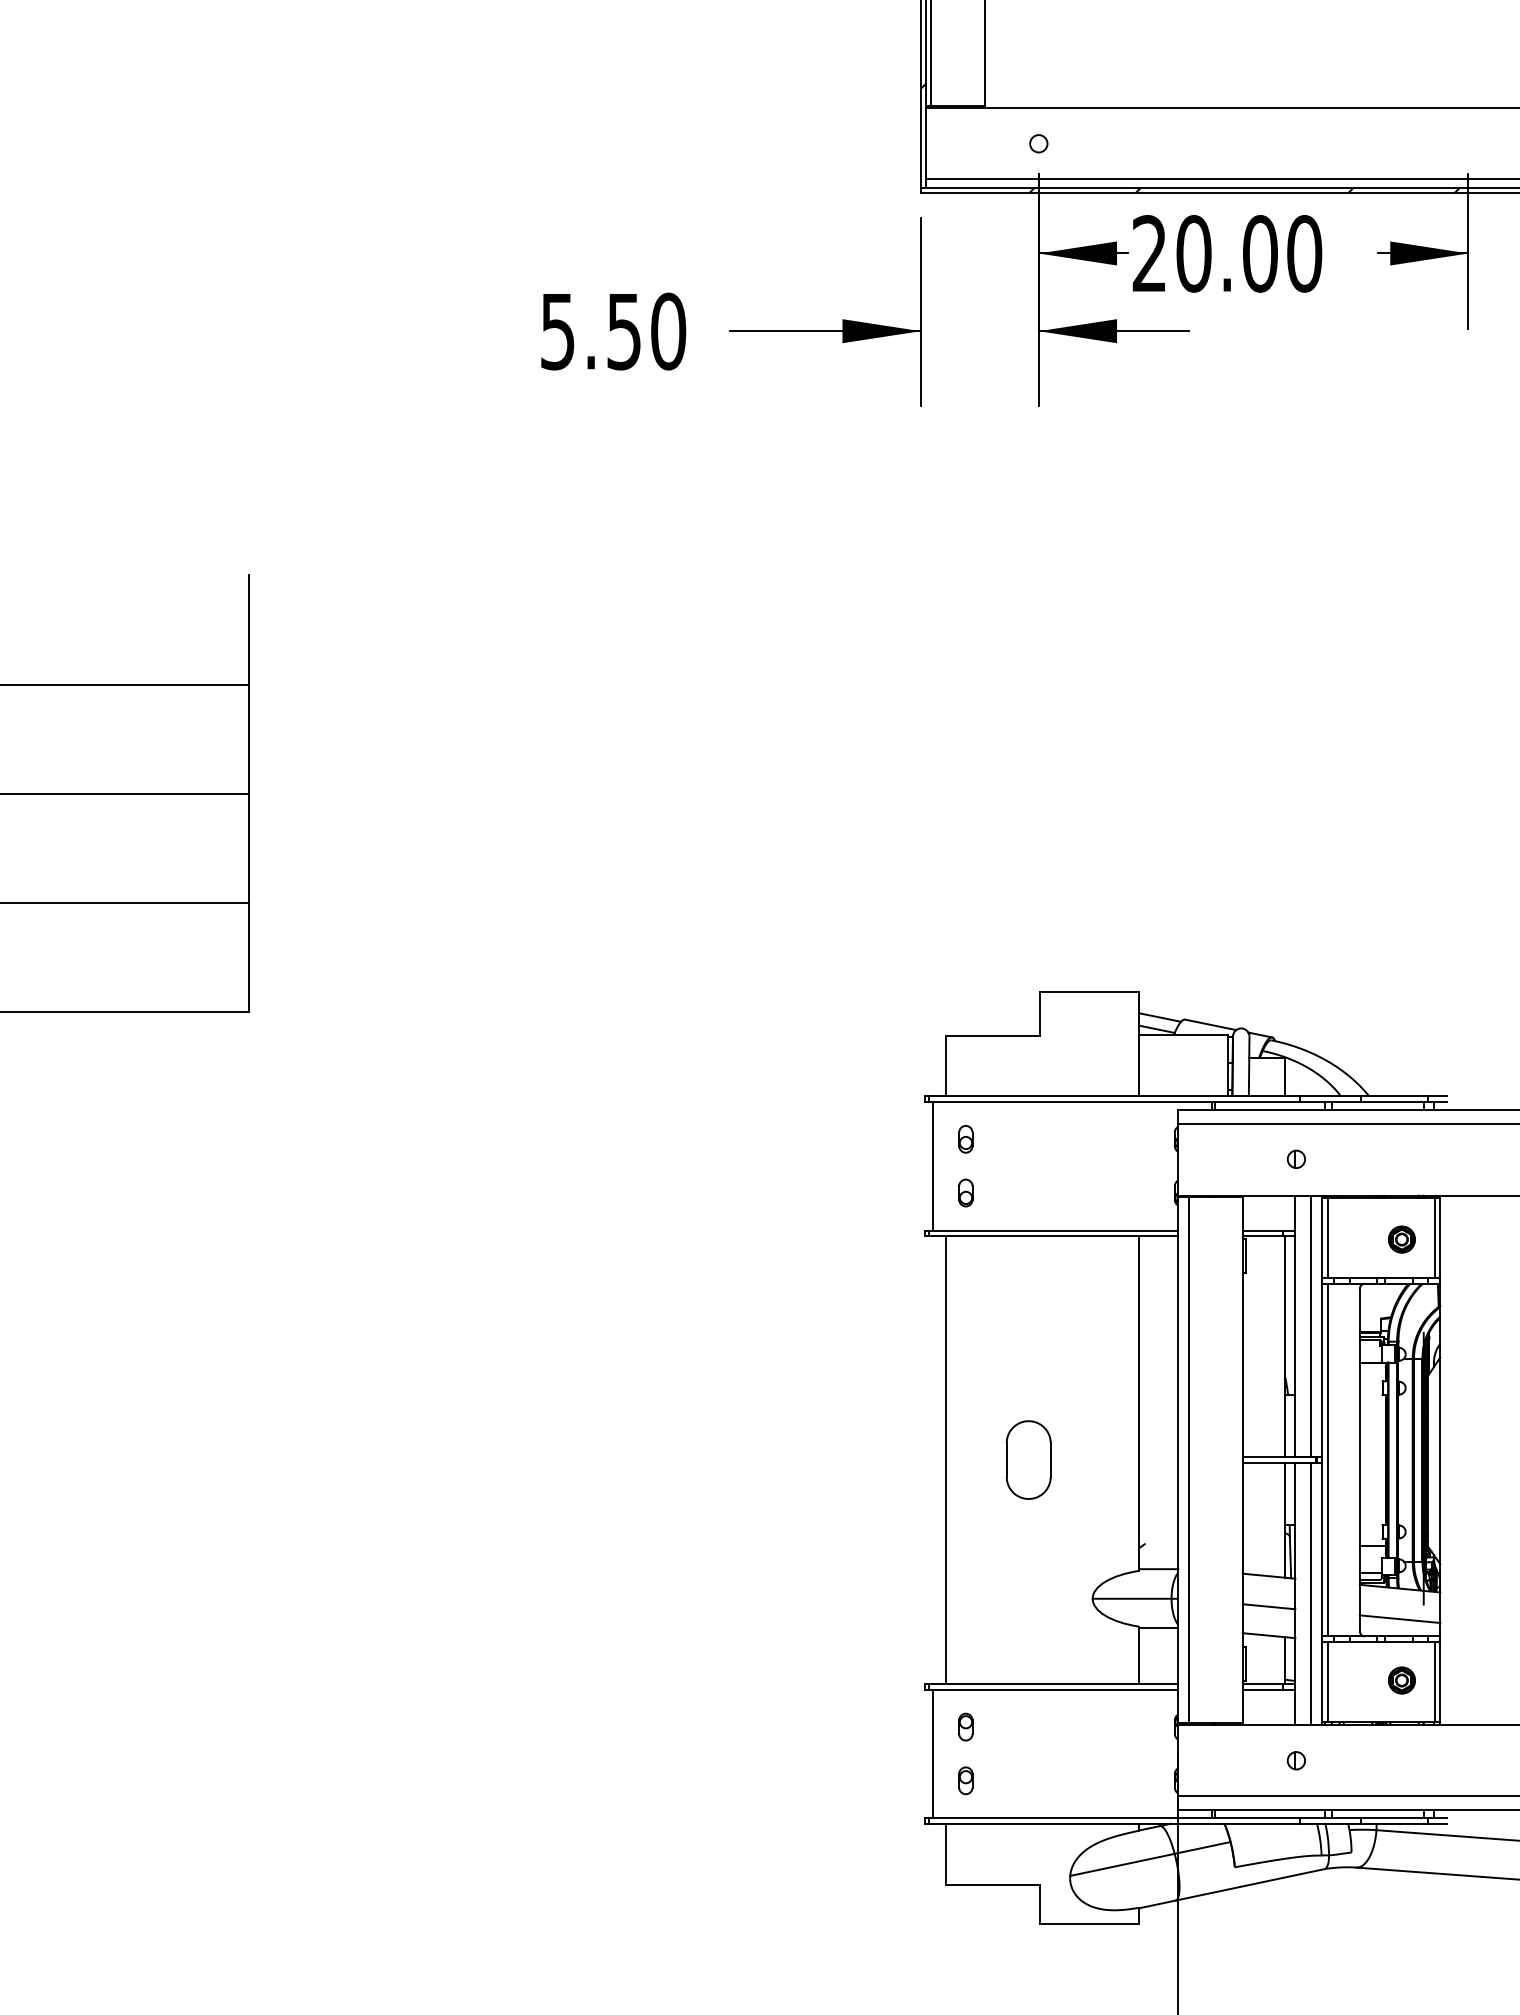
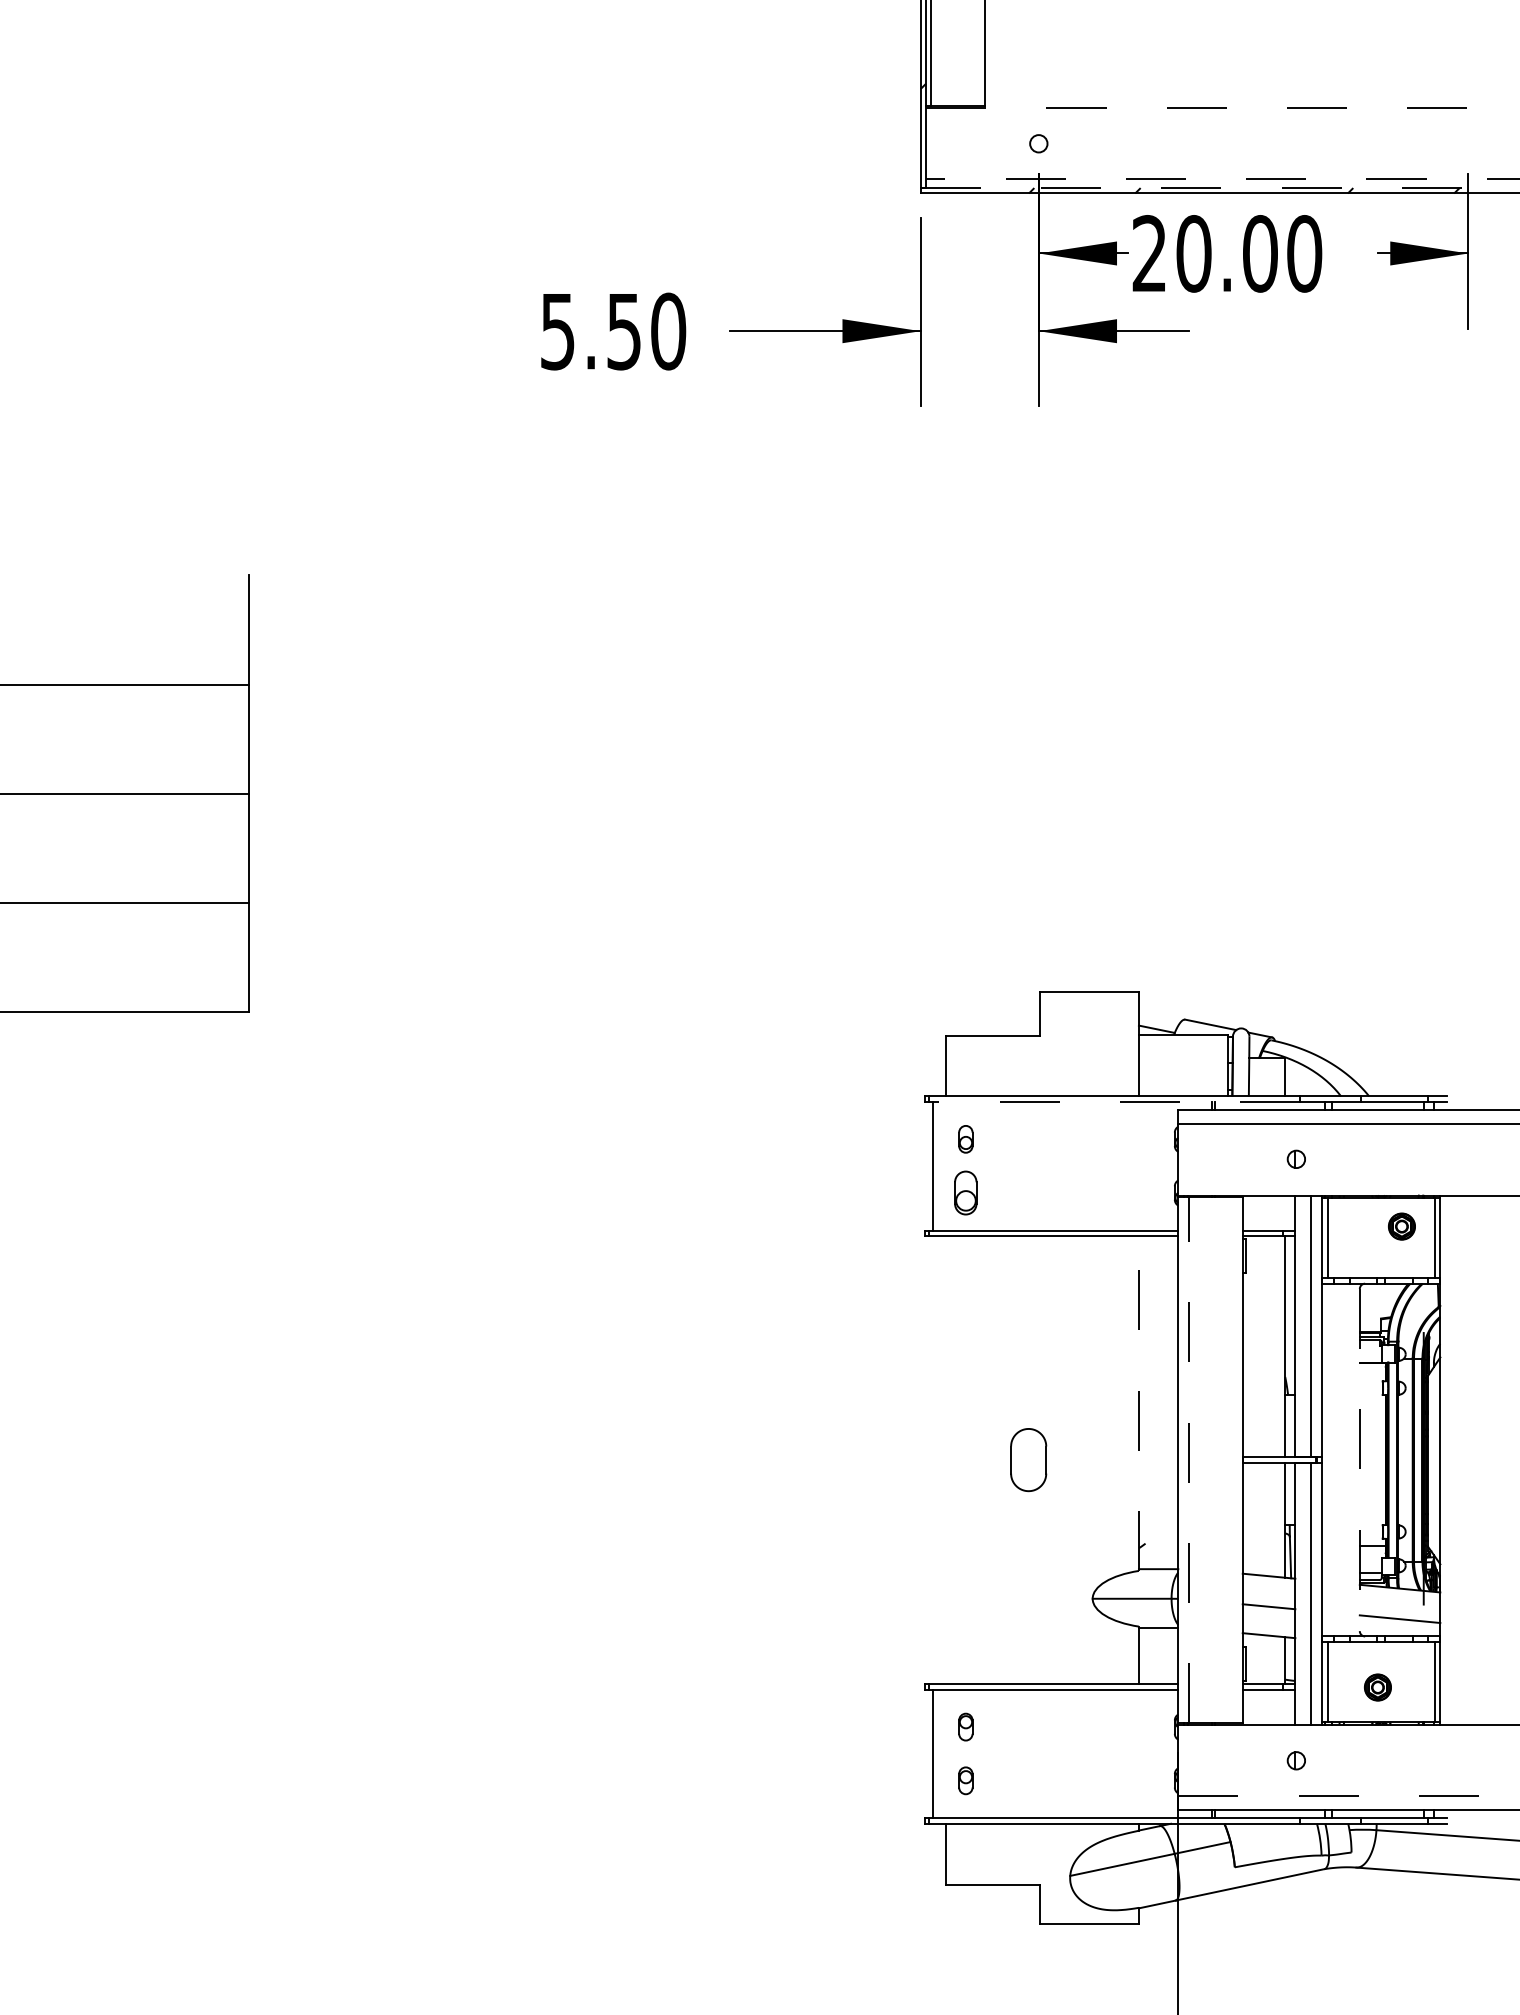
line: solid -> dashed (1223, 107)
line: solid -> dashed (1222, 179)
line: solid -> dashed (1220, 188)
line: present -> none (1159, 1017)
line: solid -> dashed (1114, 1101)
part size: 16x30 px -> 24x46 px (965, 1192)
part position: (1401, 1239) -> (1401, 1226) (1401, 1226)
line: solid -> dashed (1138, 1402)
line: present -> none (945, 1459)
part size: 47x80 px -> 38x65 px (1028, 1460)
line: solid -> dashed (1189, 1459)
line: present -> none (1327, 1459)
line: solid -> dashed (1359, 1460)
part position: (1401, 1680) -> (1377, 1687) (1377, 1687)
line: solid -> dashed (1349, 1796)
